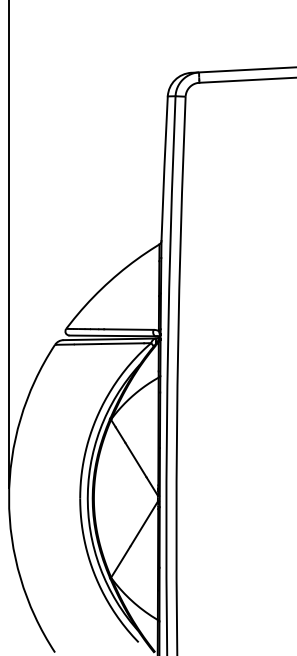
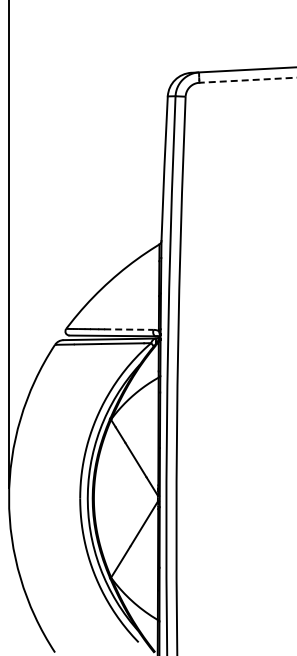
line: solid -> dashed (248, 80)
line: solid -> dashed (128, 329)
